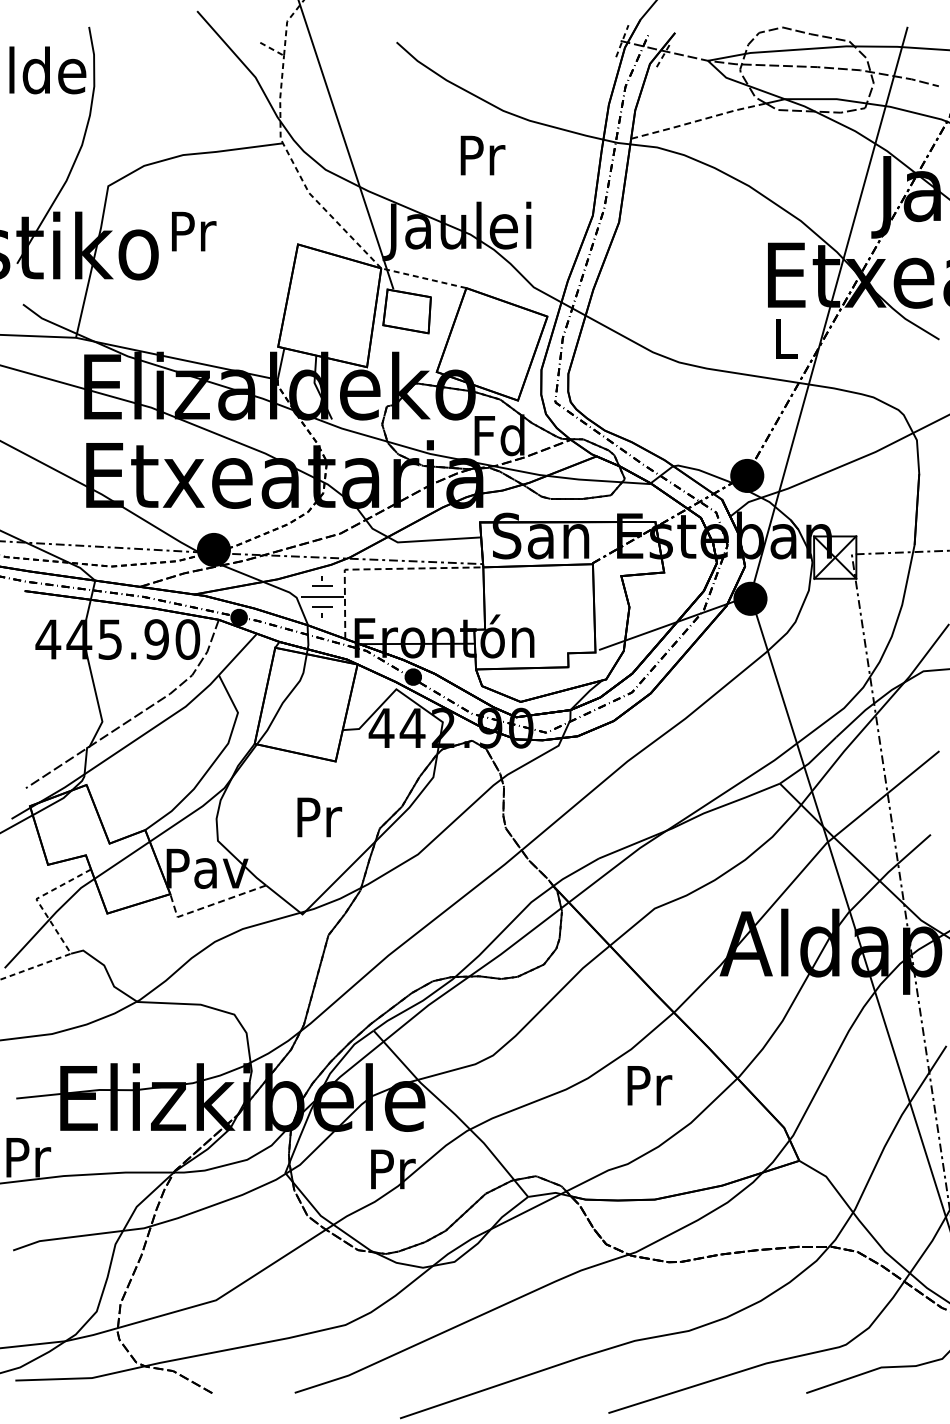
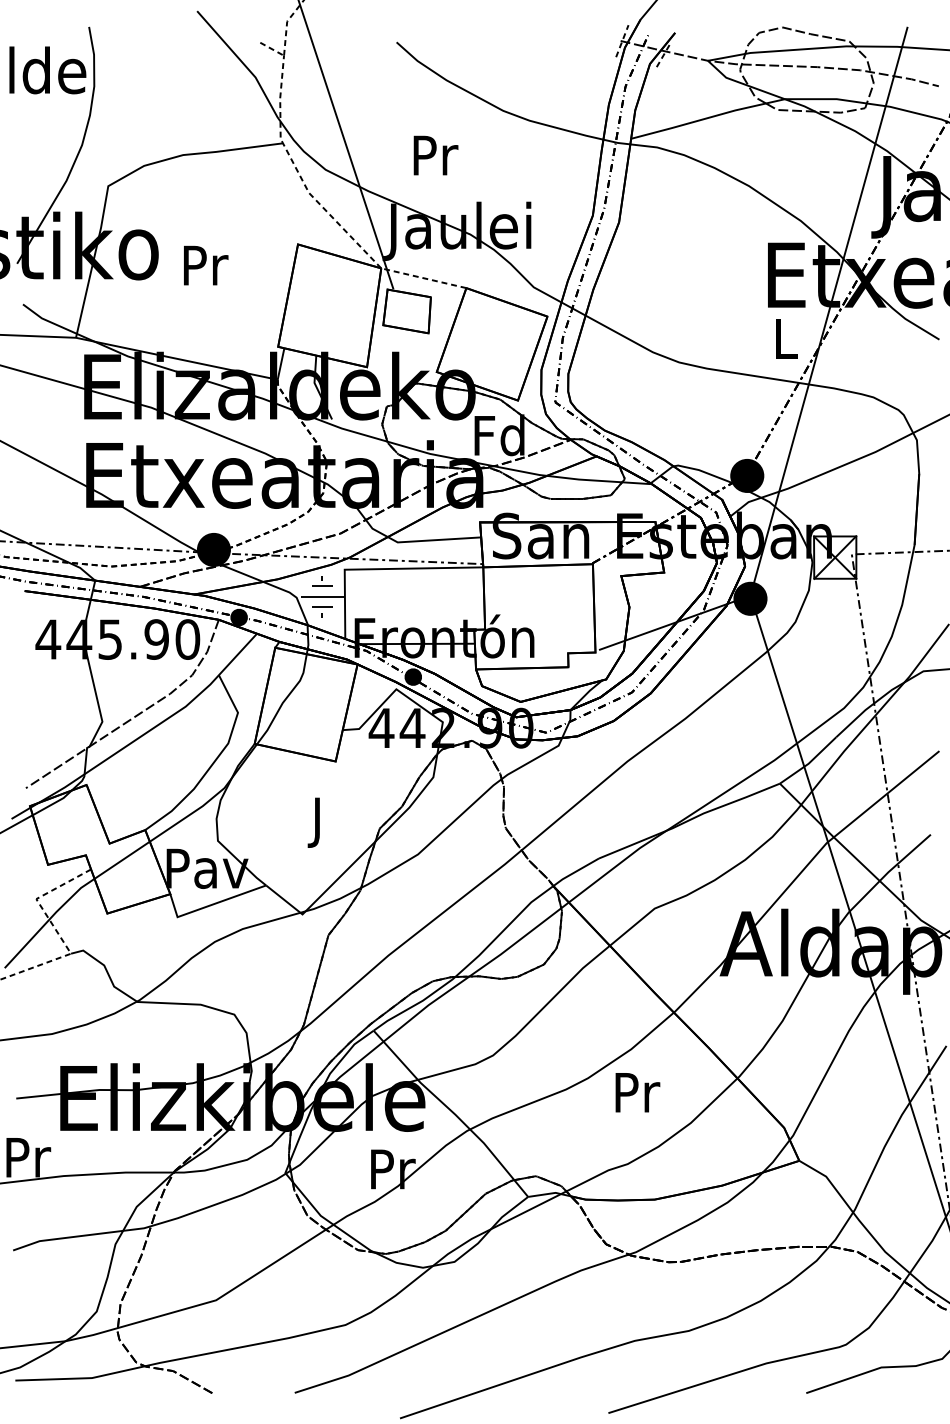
line: dashed -> solid (698, 120)
text position: (482, 155) -> (435, 155) (435, 155)
text position: (194, 231) -> (206, 265) (206, 265)
line: dashed -> solid (378, 569)
text: Pr -> J (319, 822)
line: dashed -> solid (209, 905)
text position: (649, 1085) -> (637, 1092) (637, 1092)
